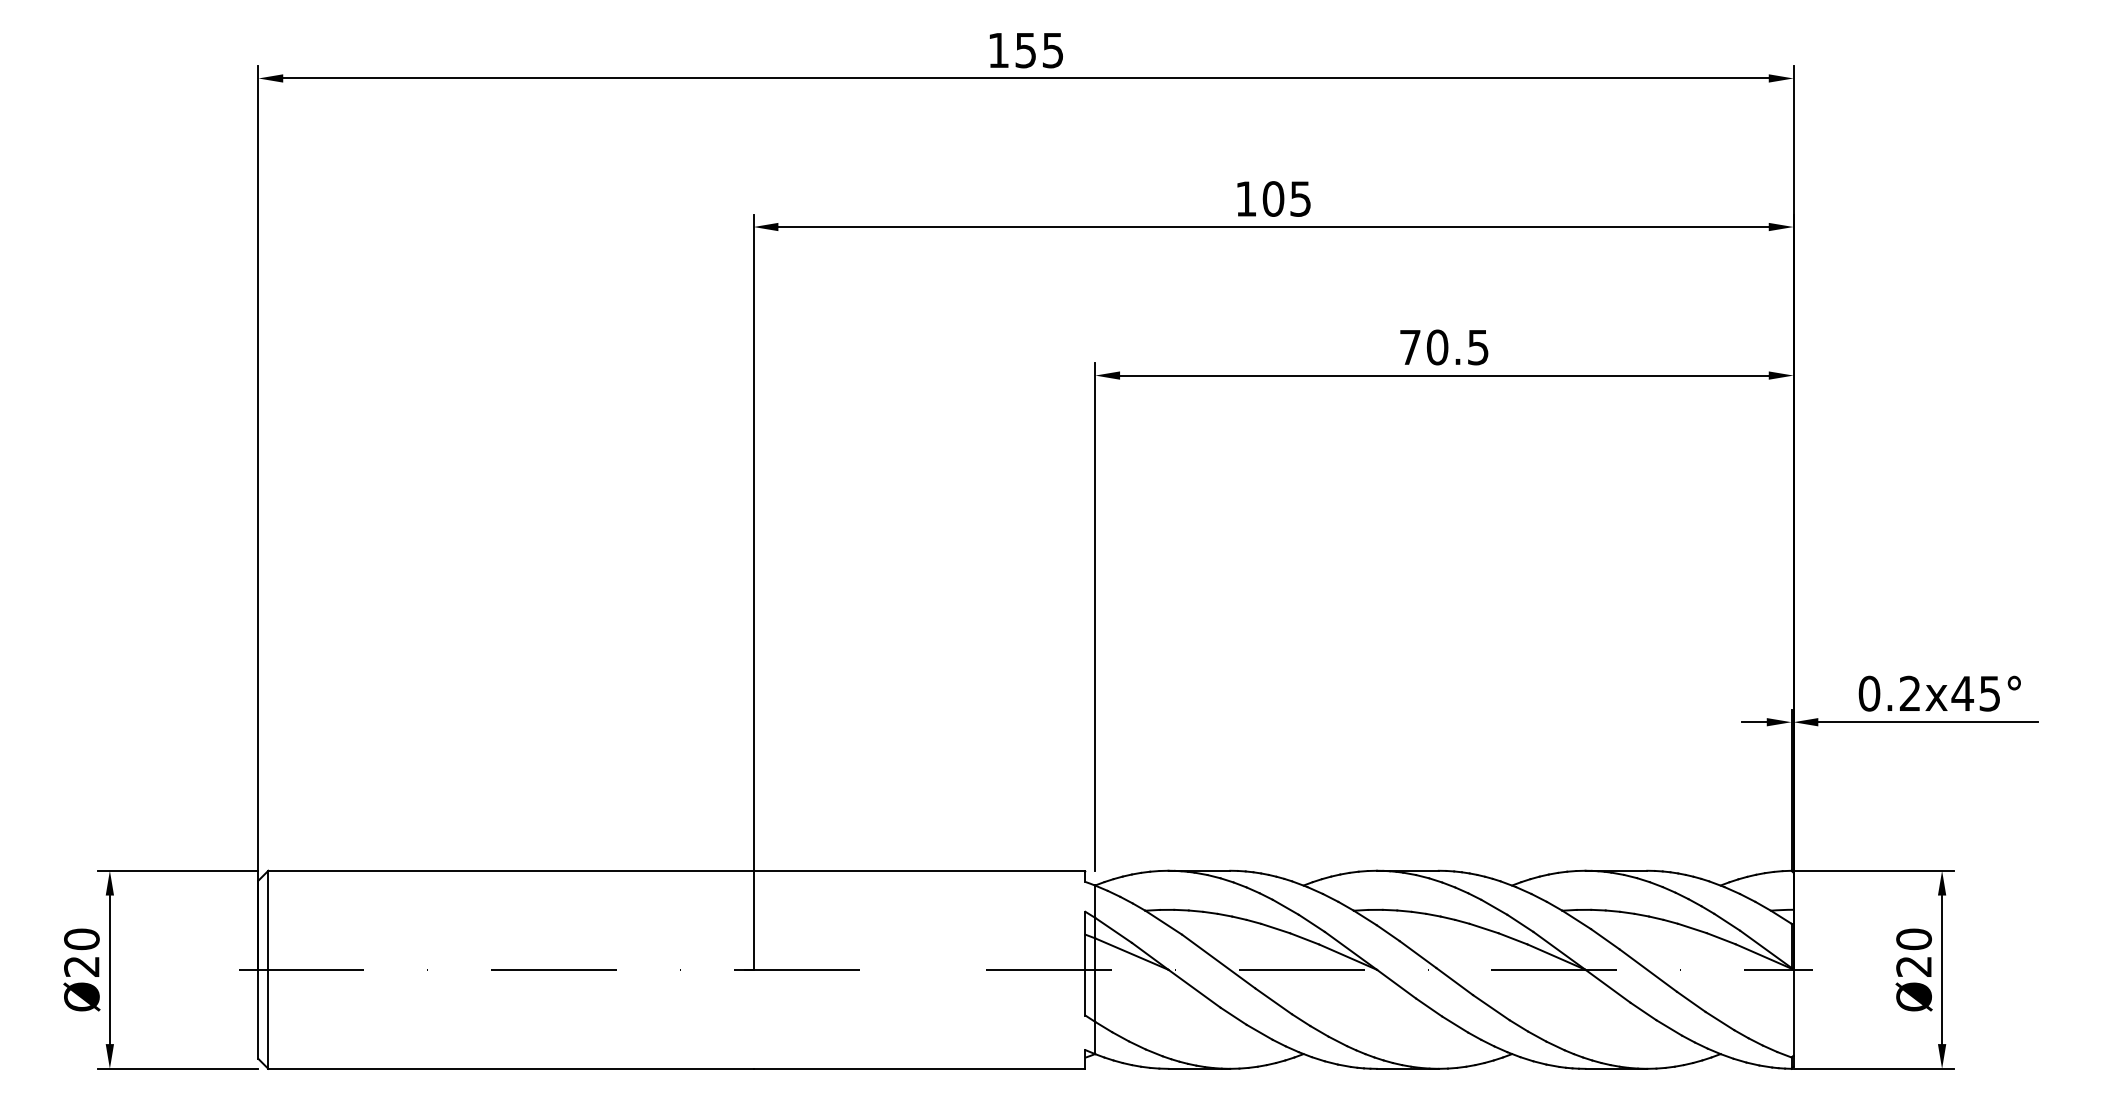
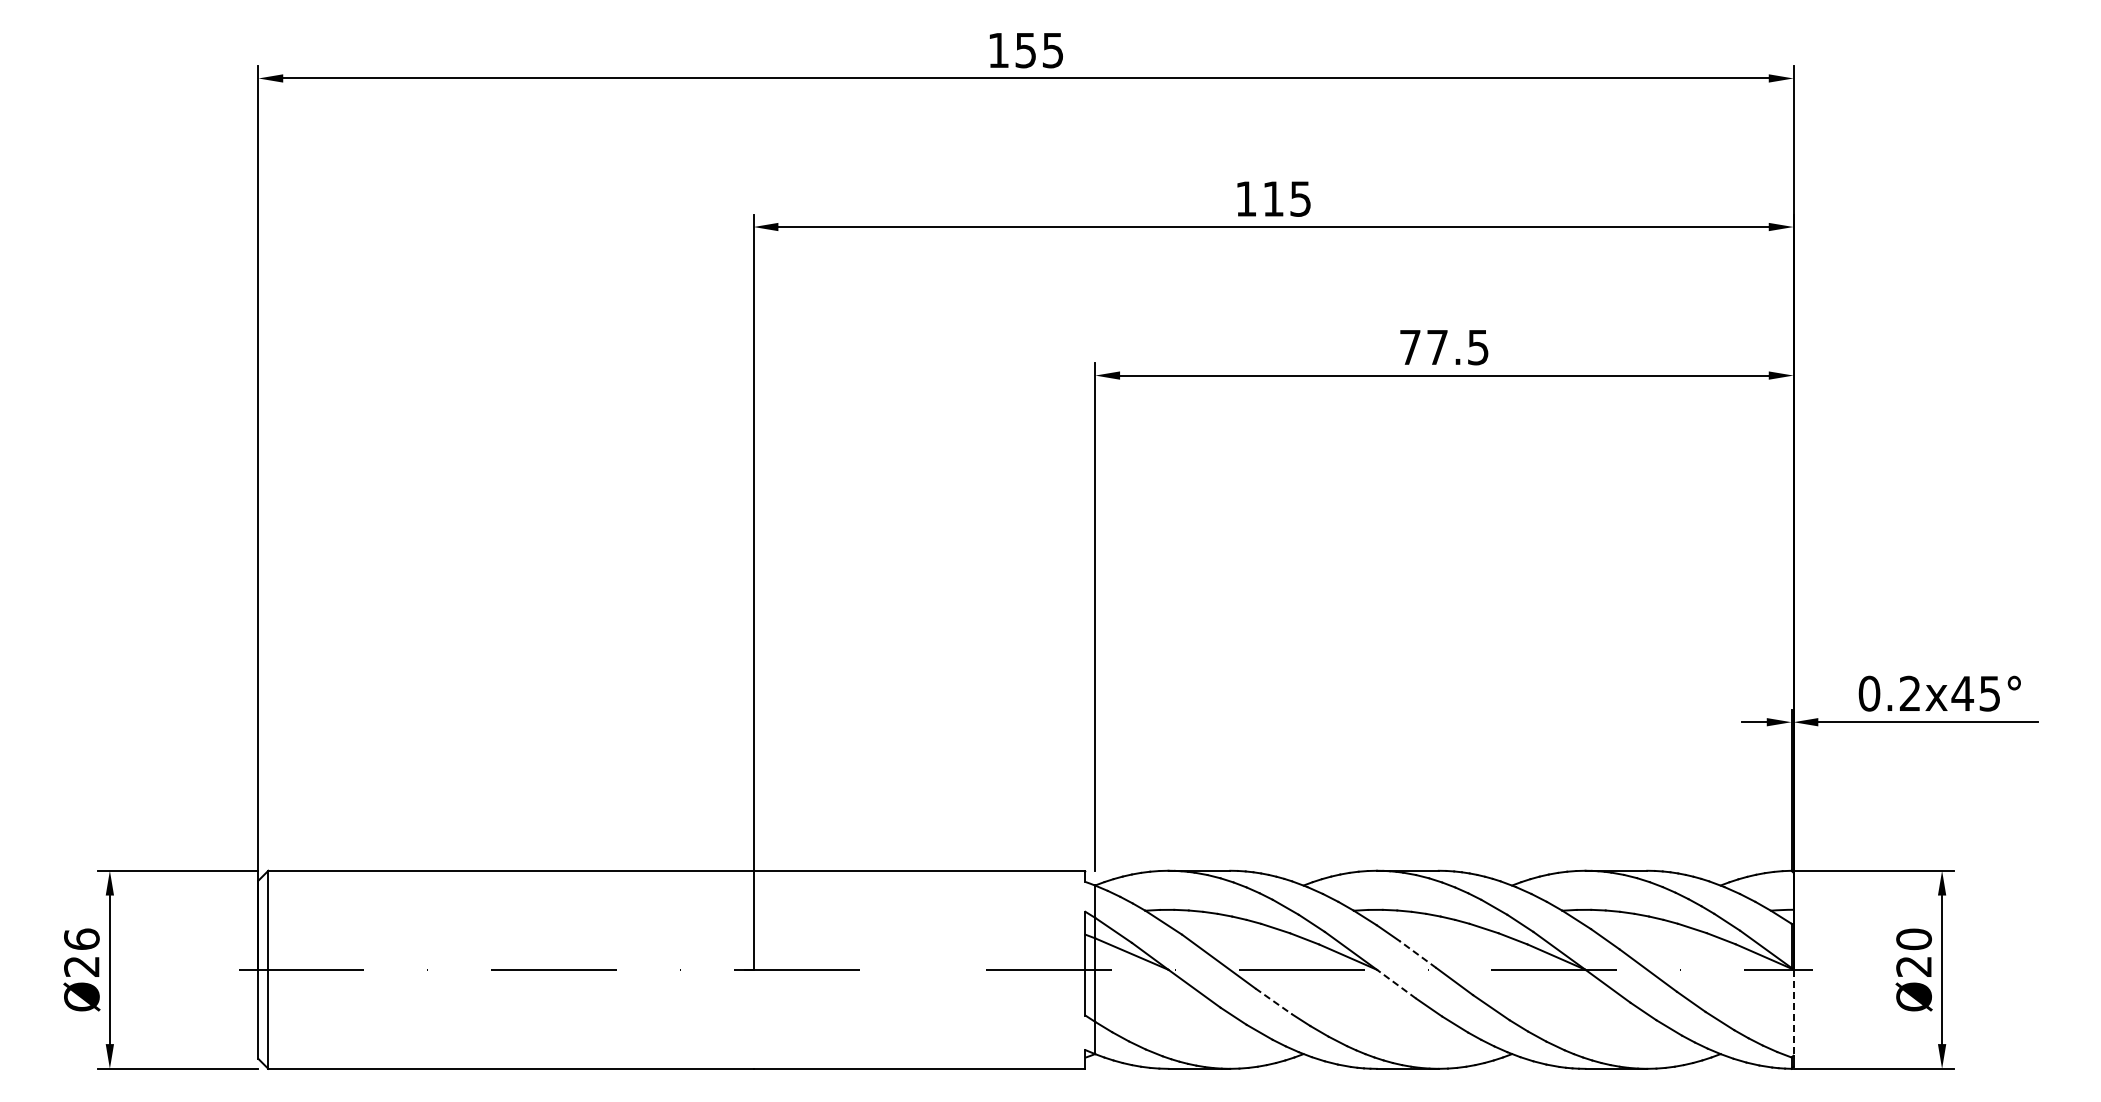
text: 105 -> 115 (1273, 198)
text: 70.5 -> 77.5 (1437, 347)
text: Ø20 -> Ø26 (81, 939)
line: solid -> dashed (1418, 954)
line: solid -> dashed (1396, 983)
line: solid -> dashed (1274, 1001)
line: solid -> dashed (1793, 1013)
